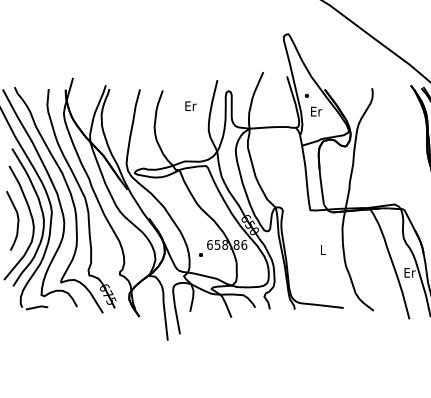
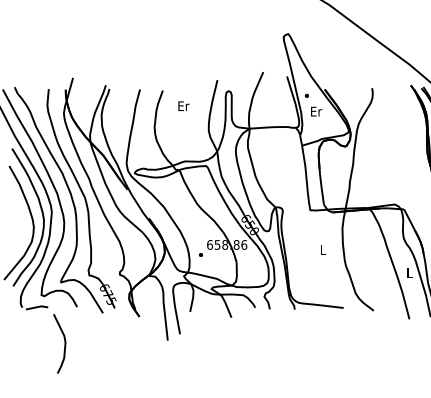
text position: (190, 105) -> (183, 105) (183, 105)
curve position: (17, 220) -> (64, 343) (64, 343)
text: Er -> L (409, 272)
